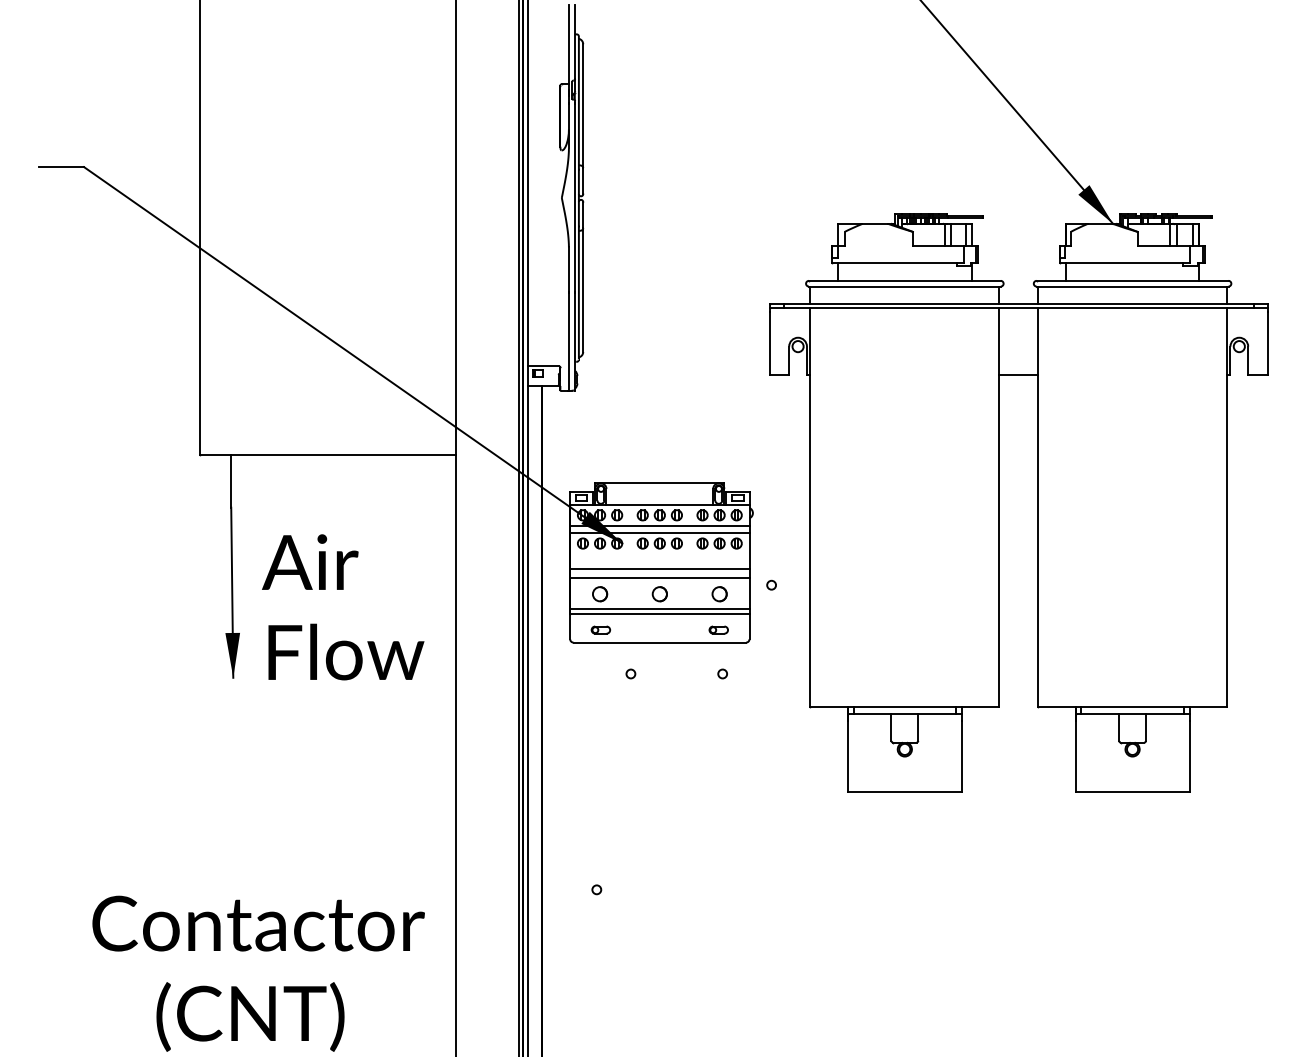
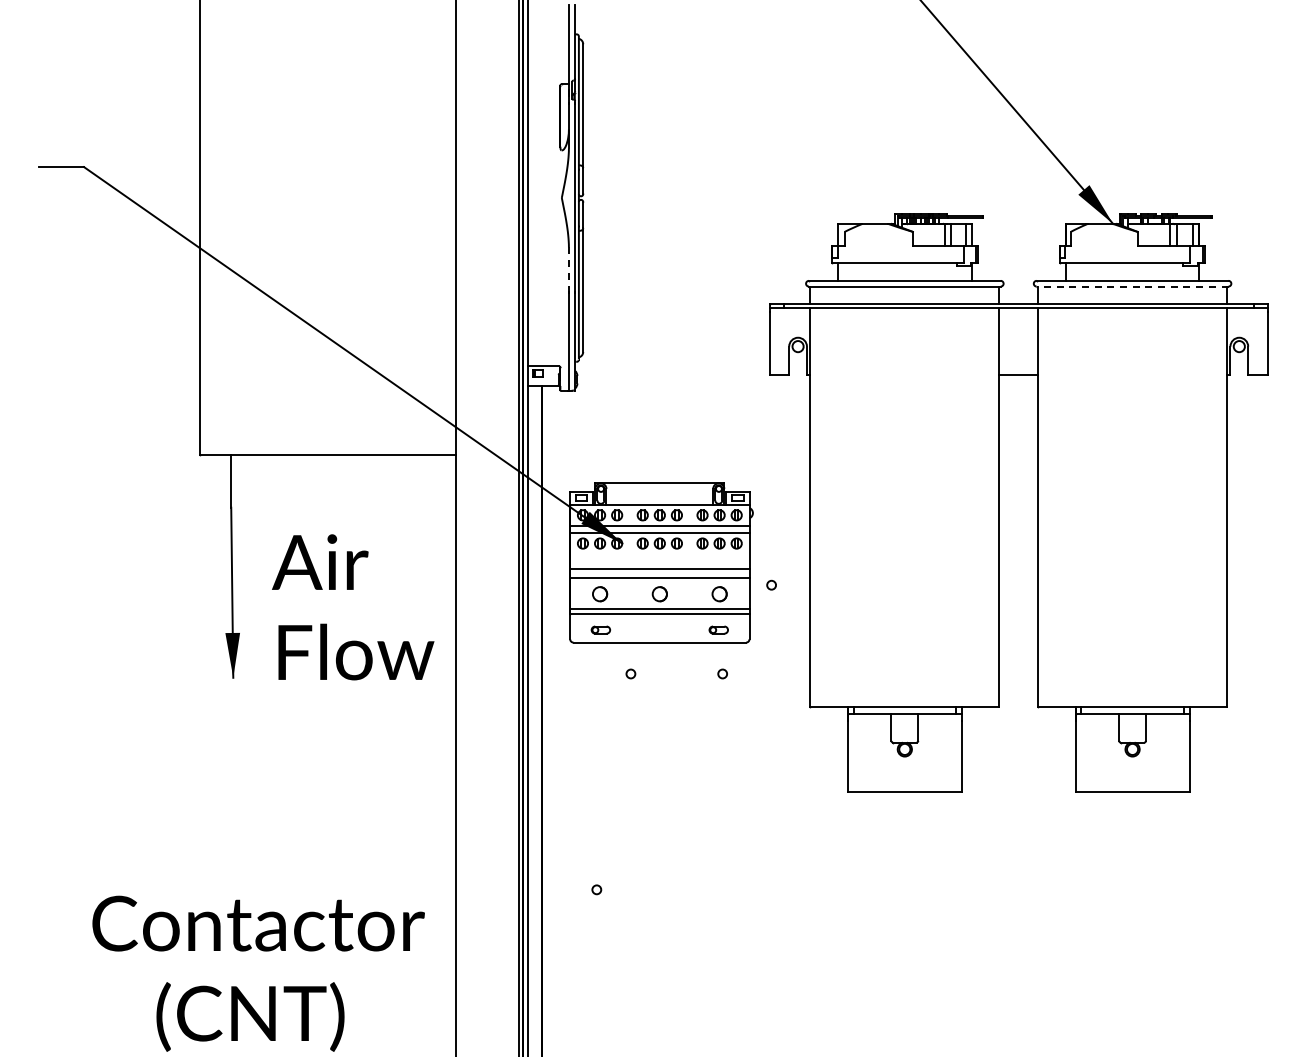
line: solid -> dashed (568, 270)
line: solid -> dashed (1132, 286)
text position: (343, 607) -> (353, 607) (353, 607)
